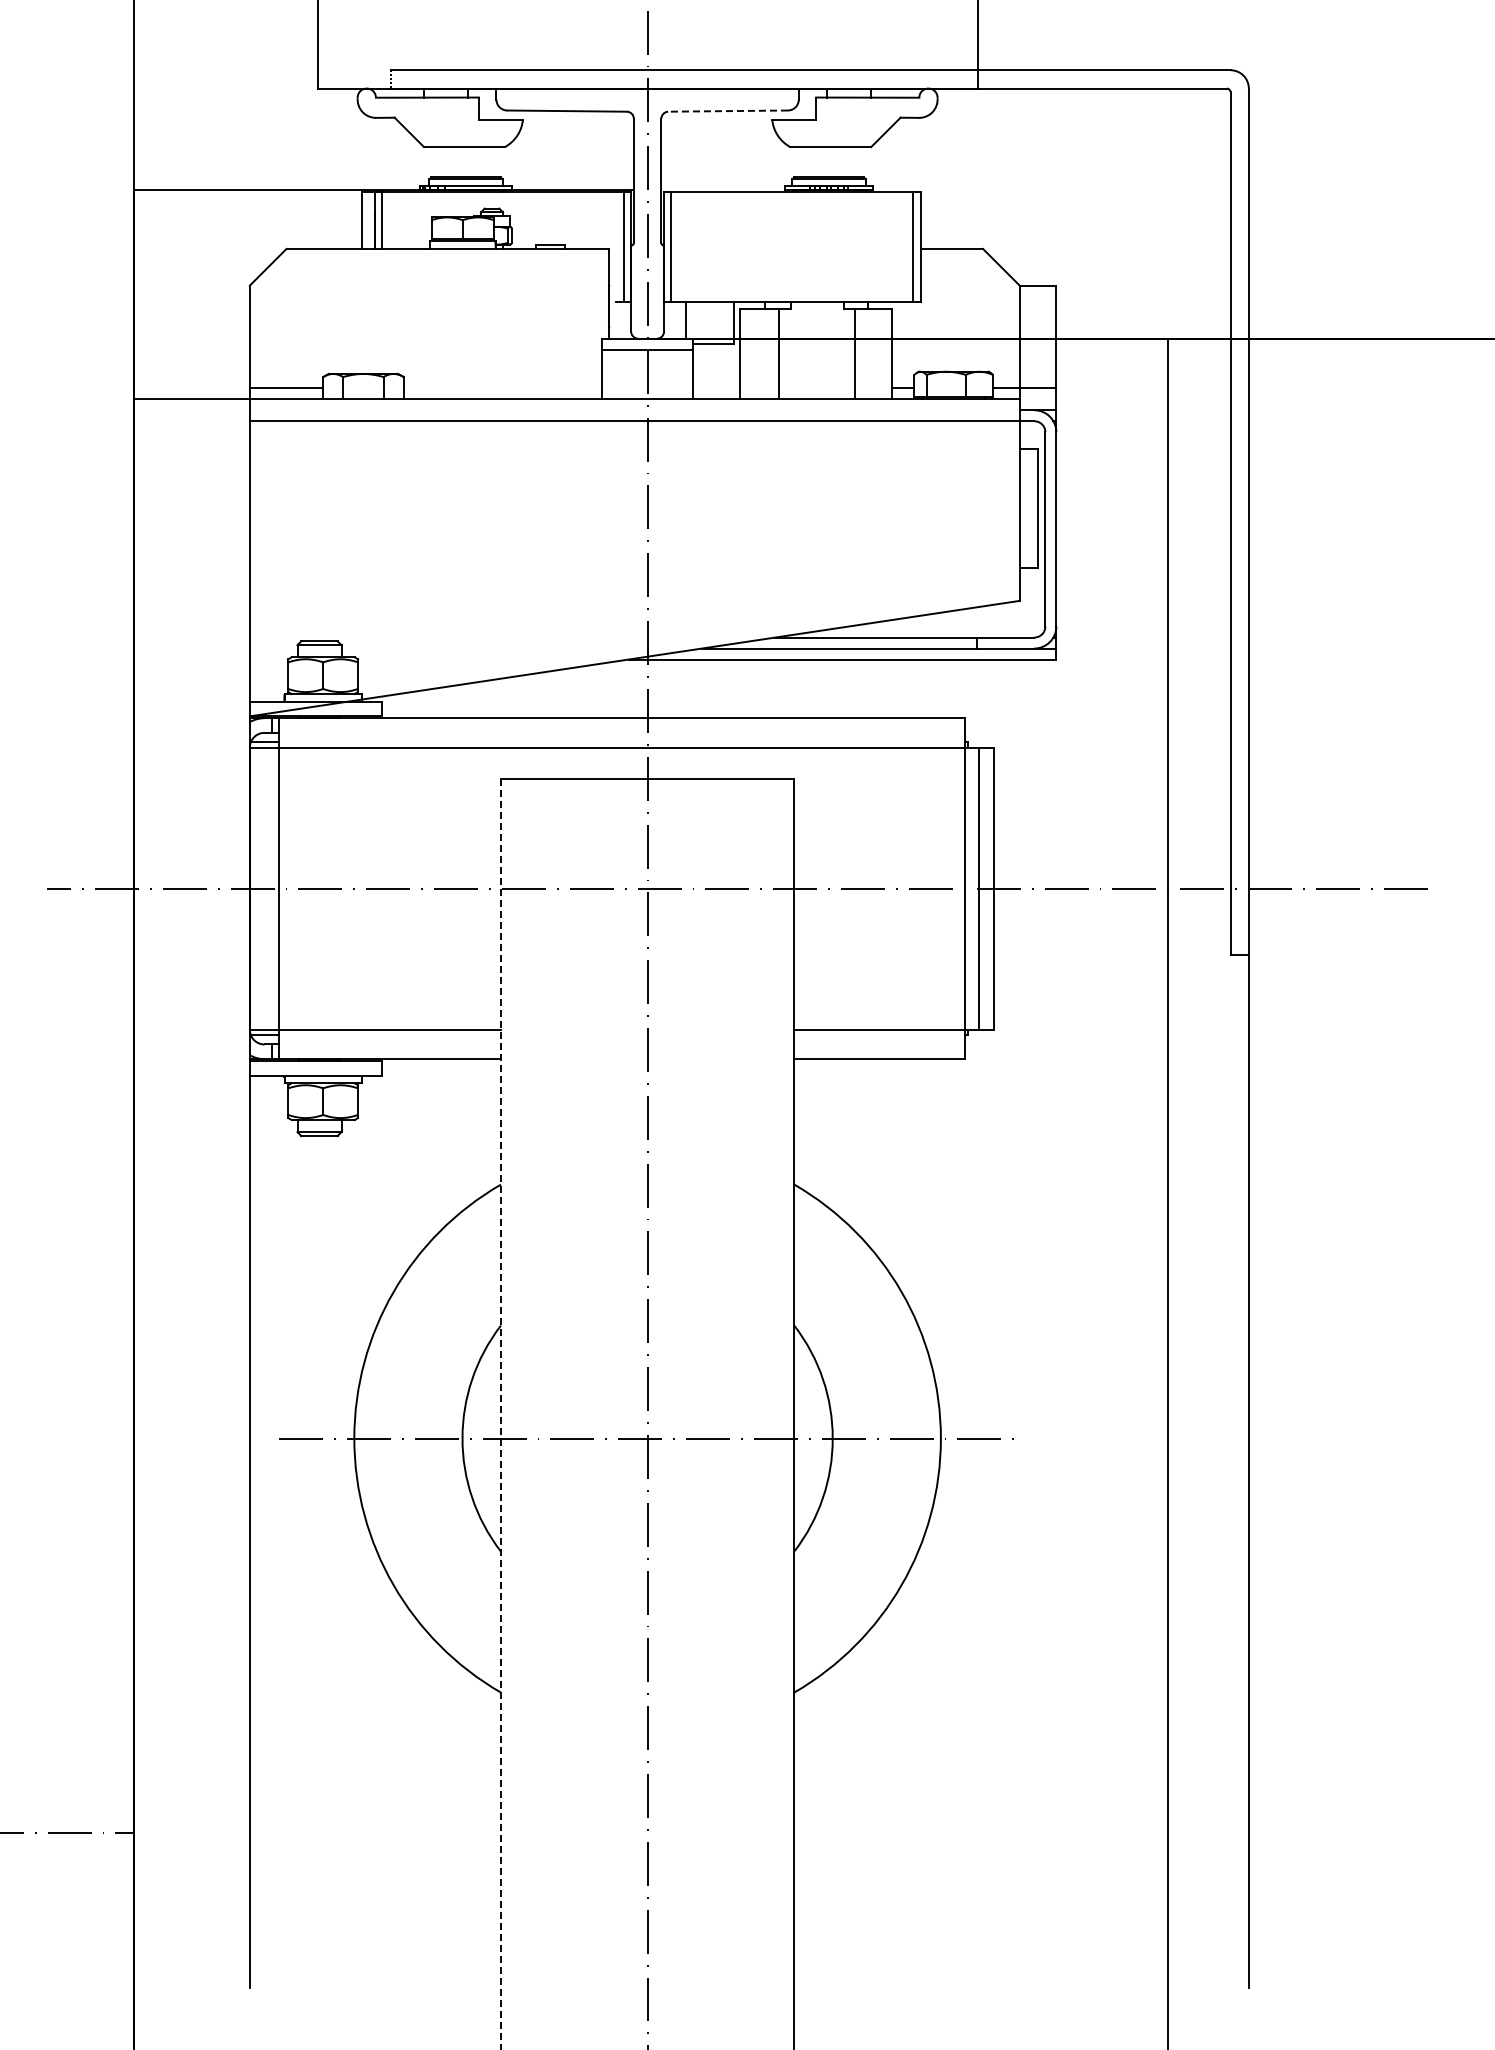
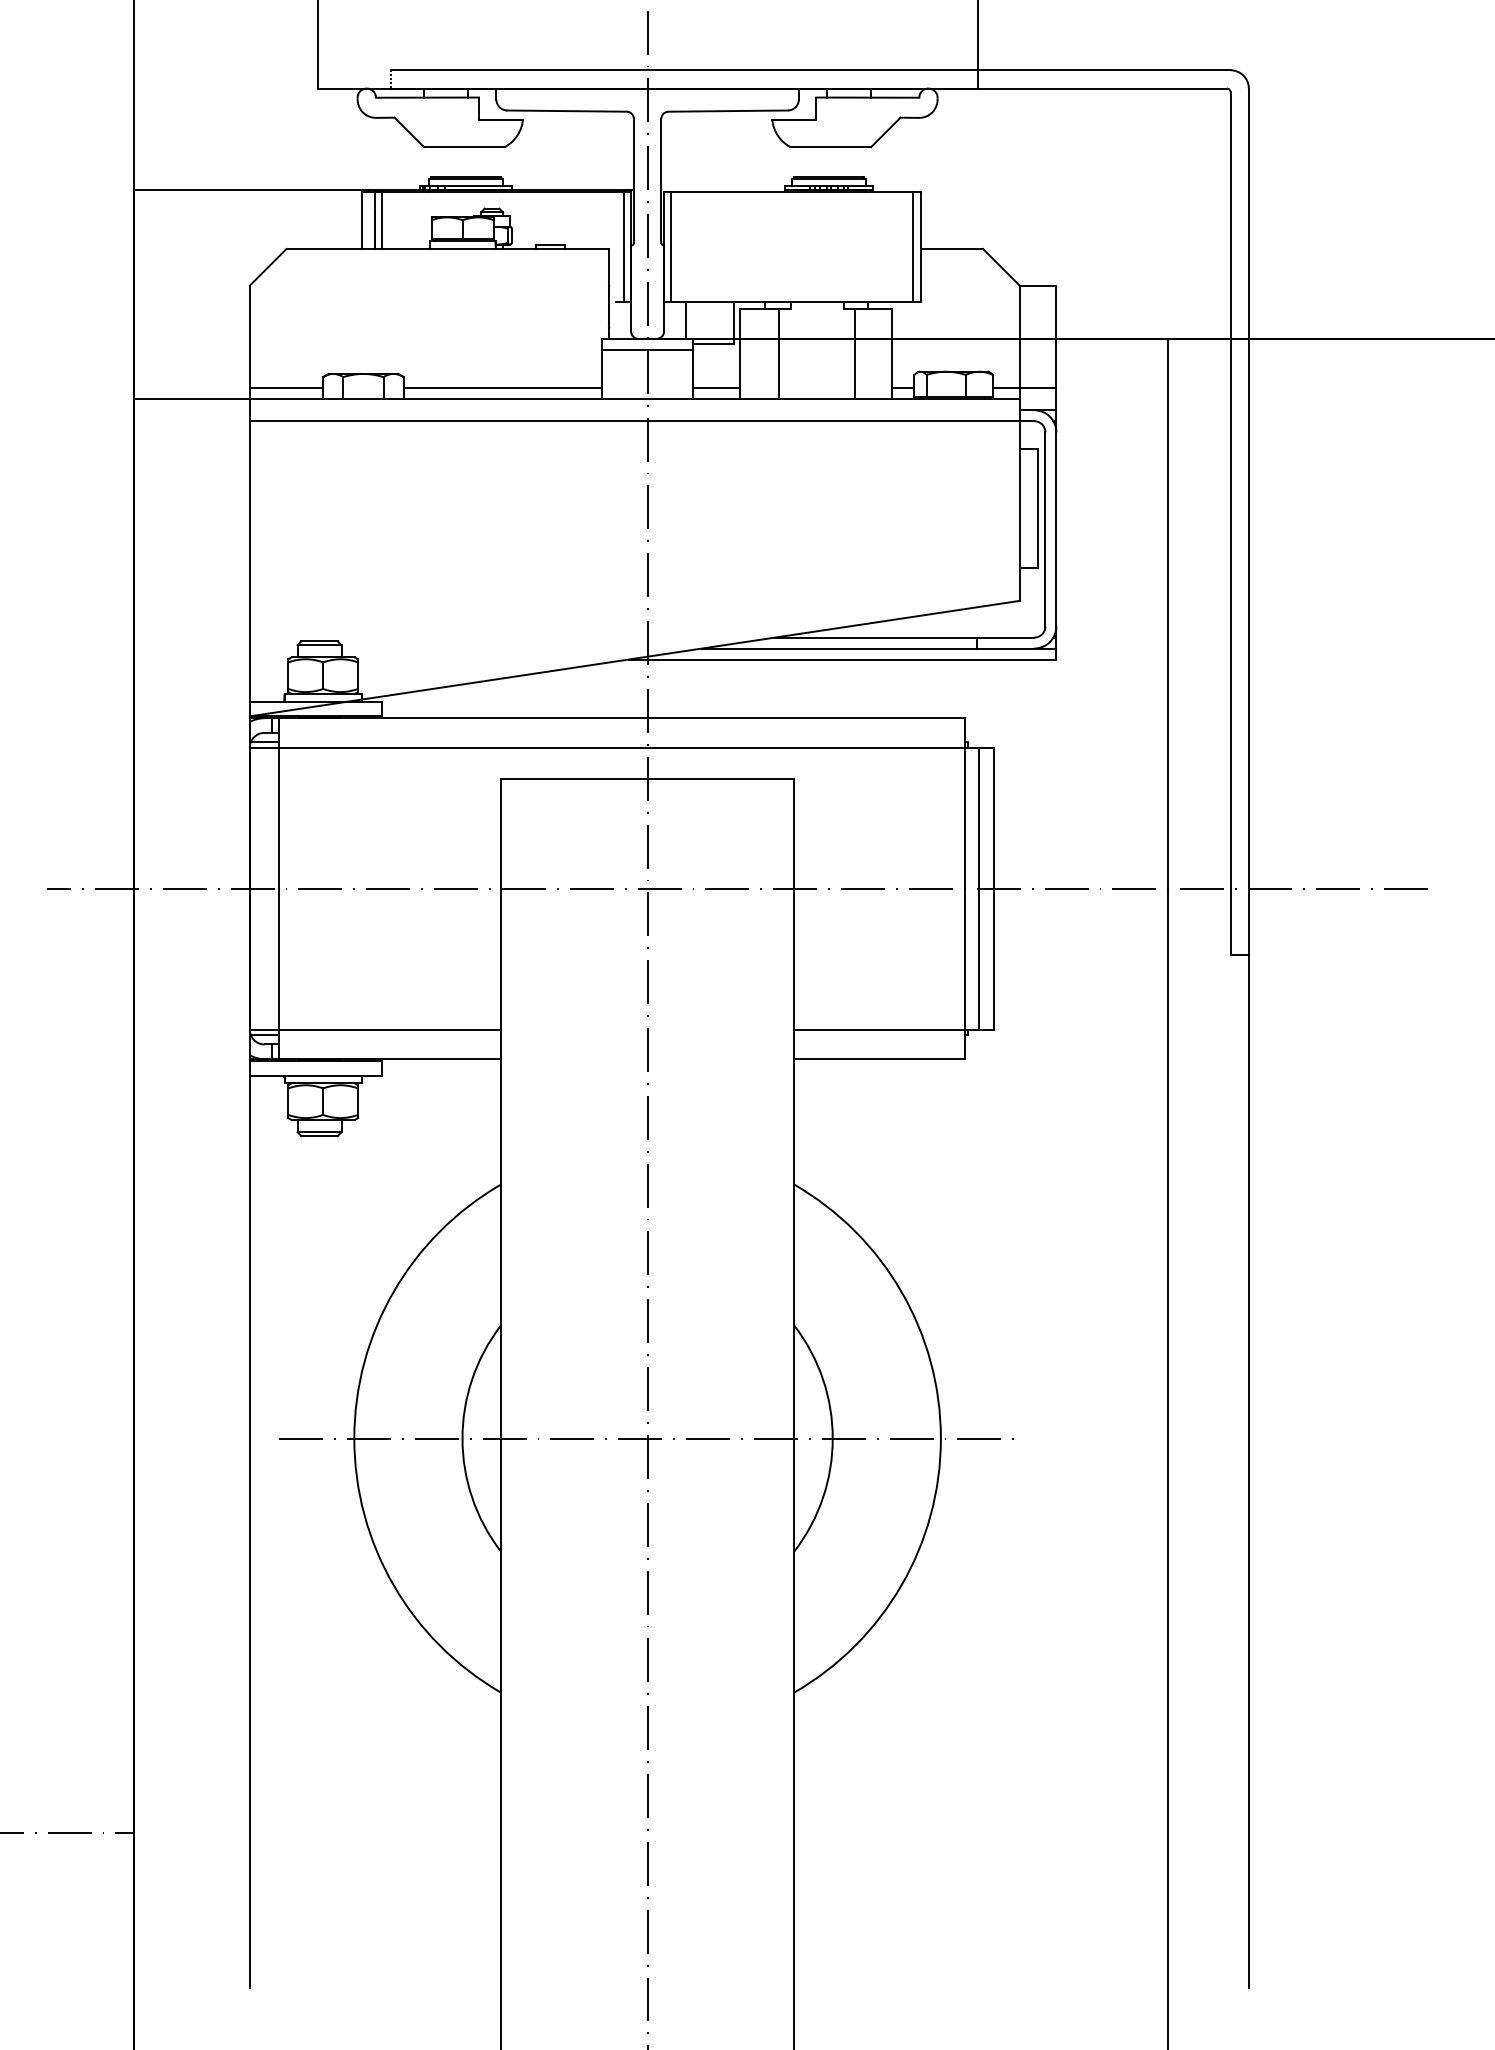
line: dashed -> solid (728, 111)
line: none -> present (502, 388)
line: none -> present (716, 388)
line: dashed -> solid (500, 1414)
